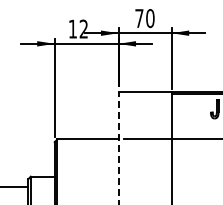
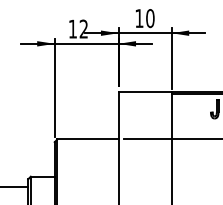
text: 70 -> 10 (139, 18)
line: dashed -> solid (118, 147)
